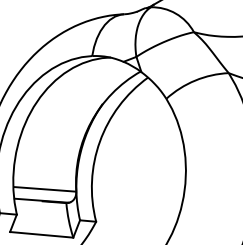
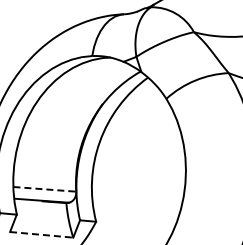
line: solid -> dashed (44, 189)
line: solid -> dashed (41, 234)
